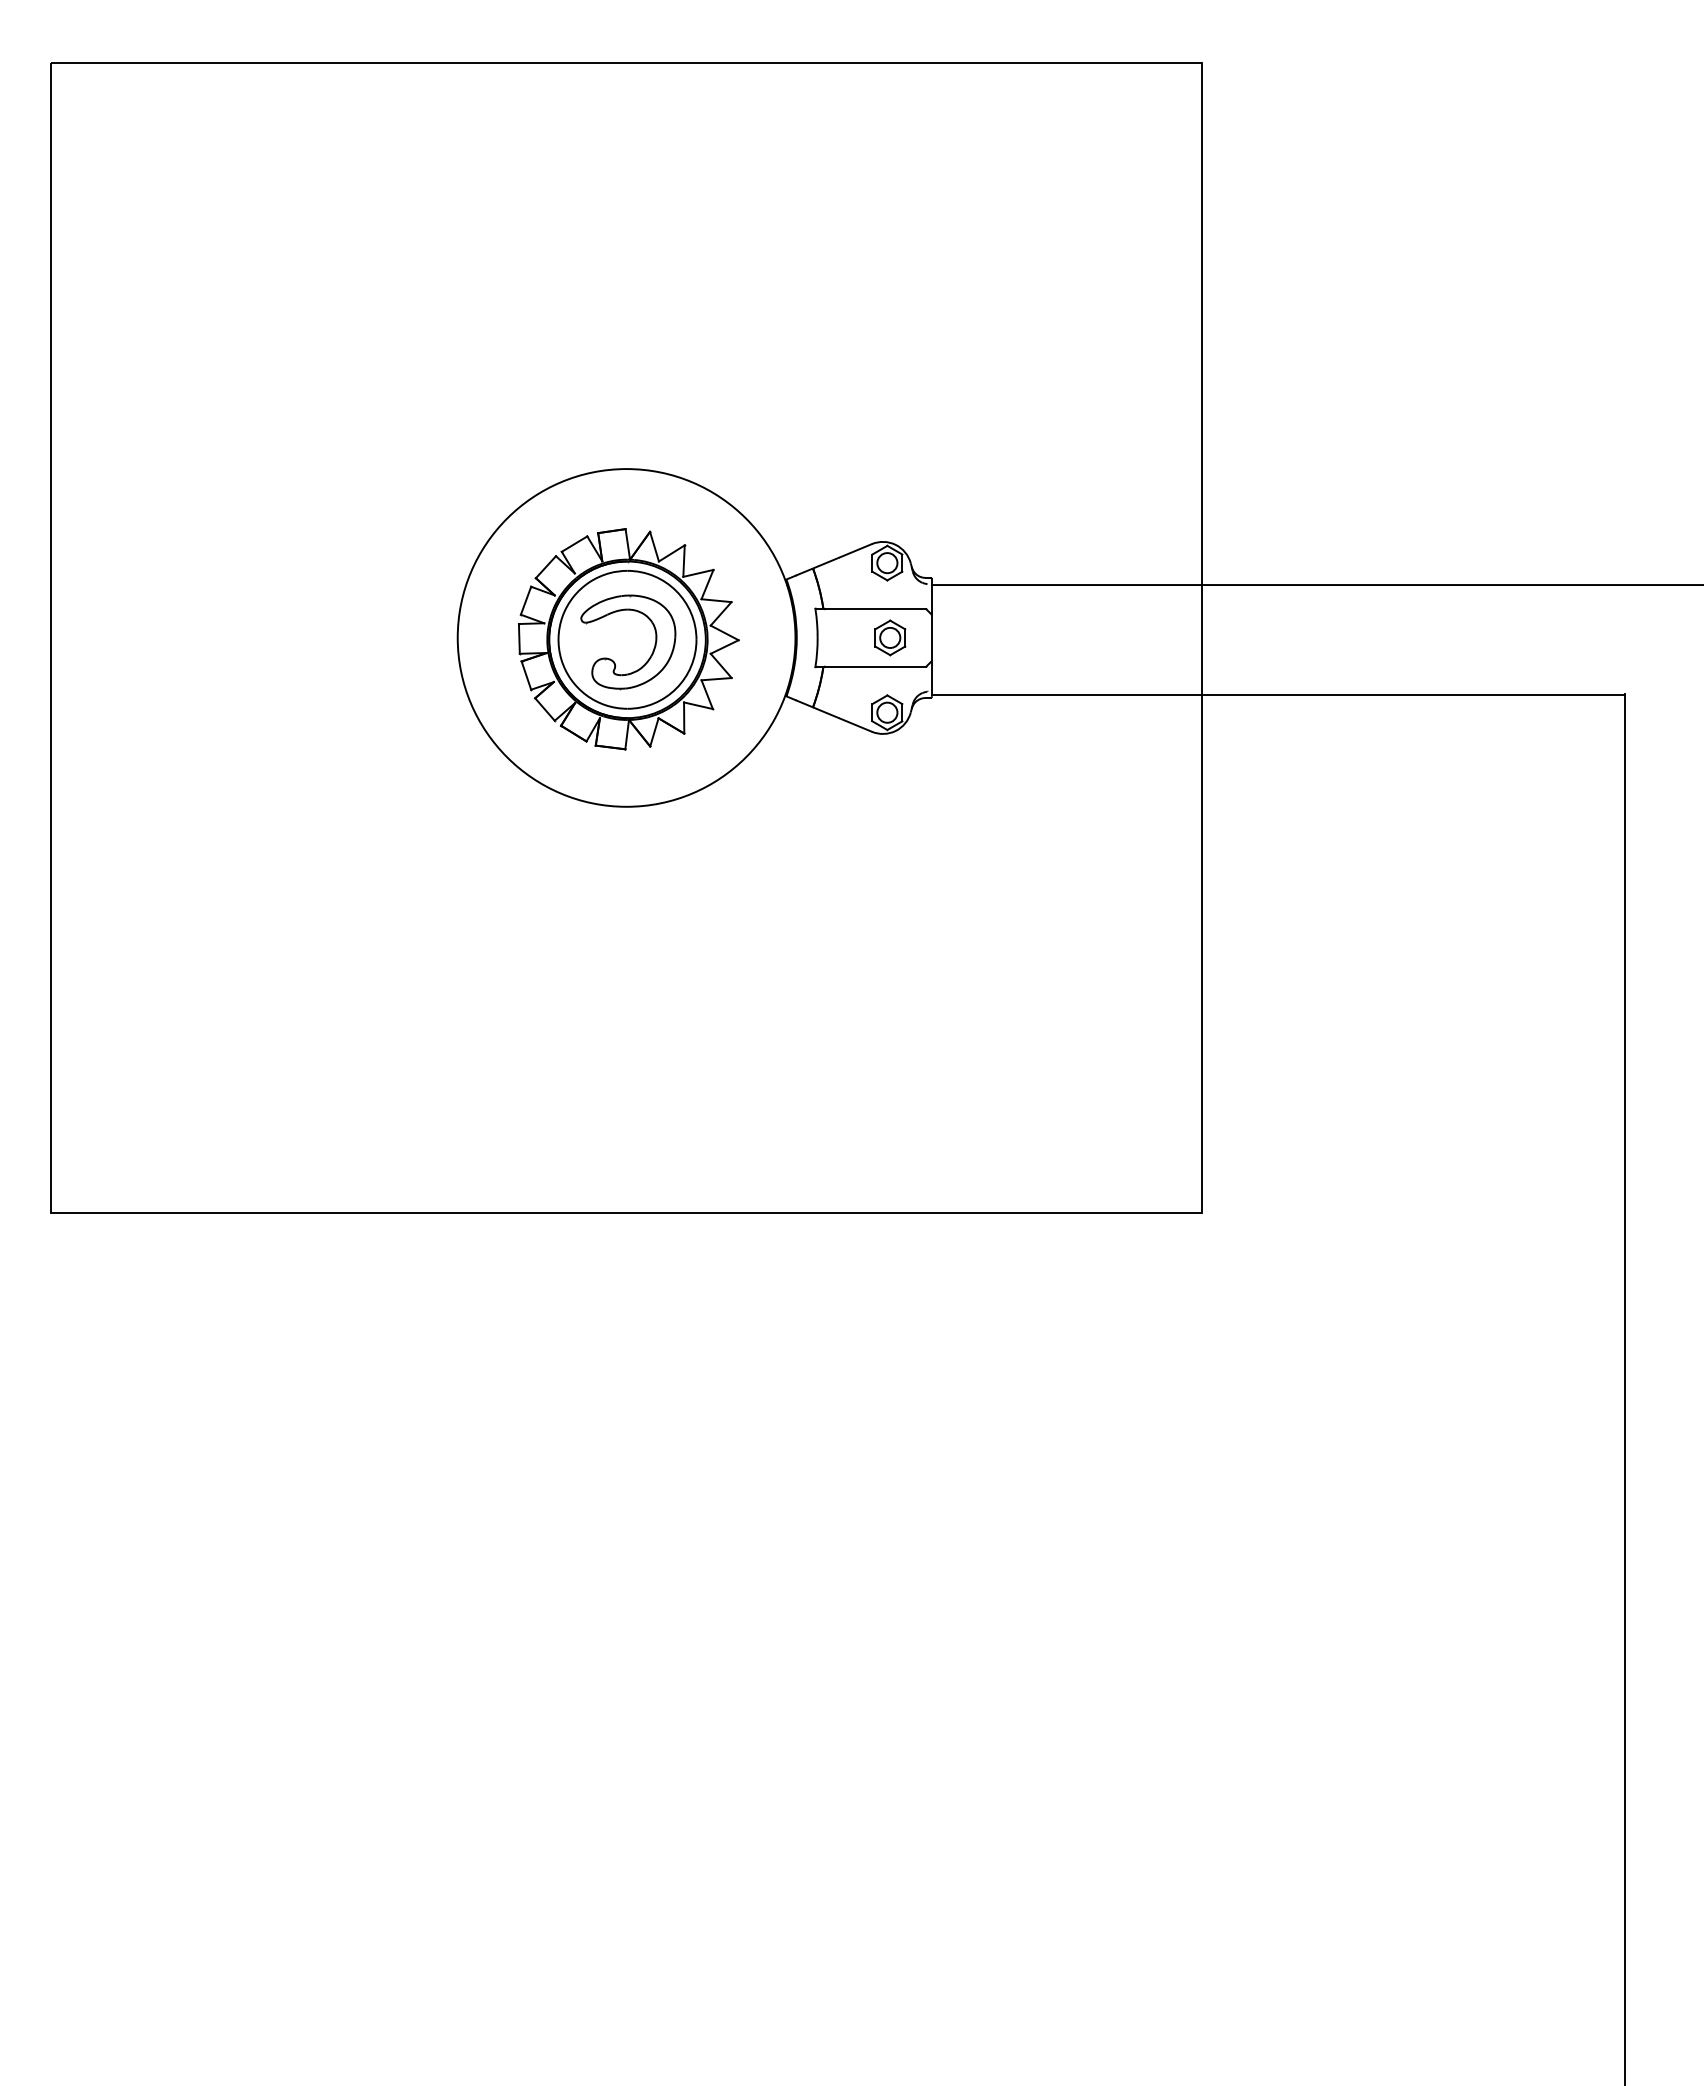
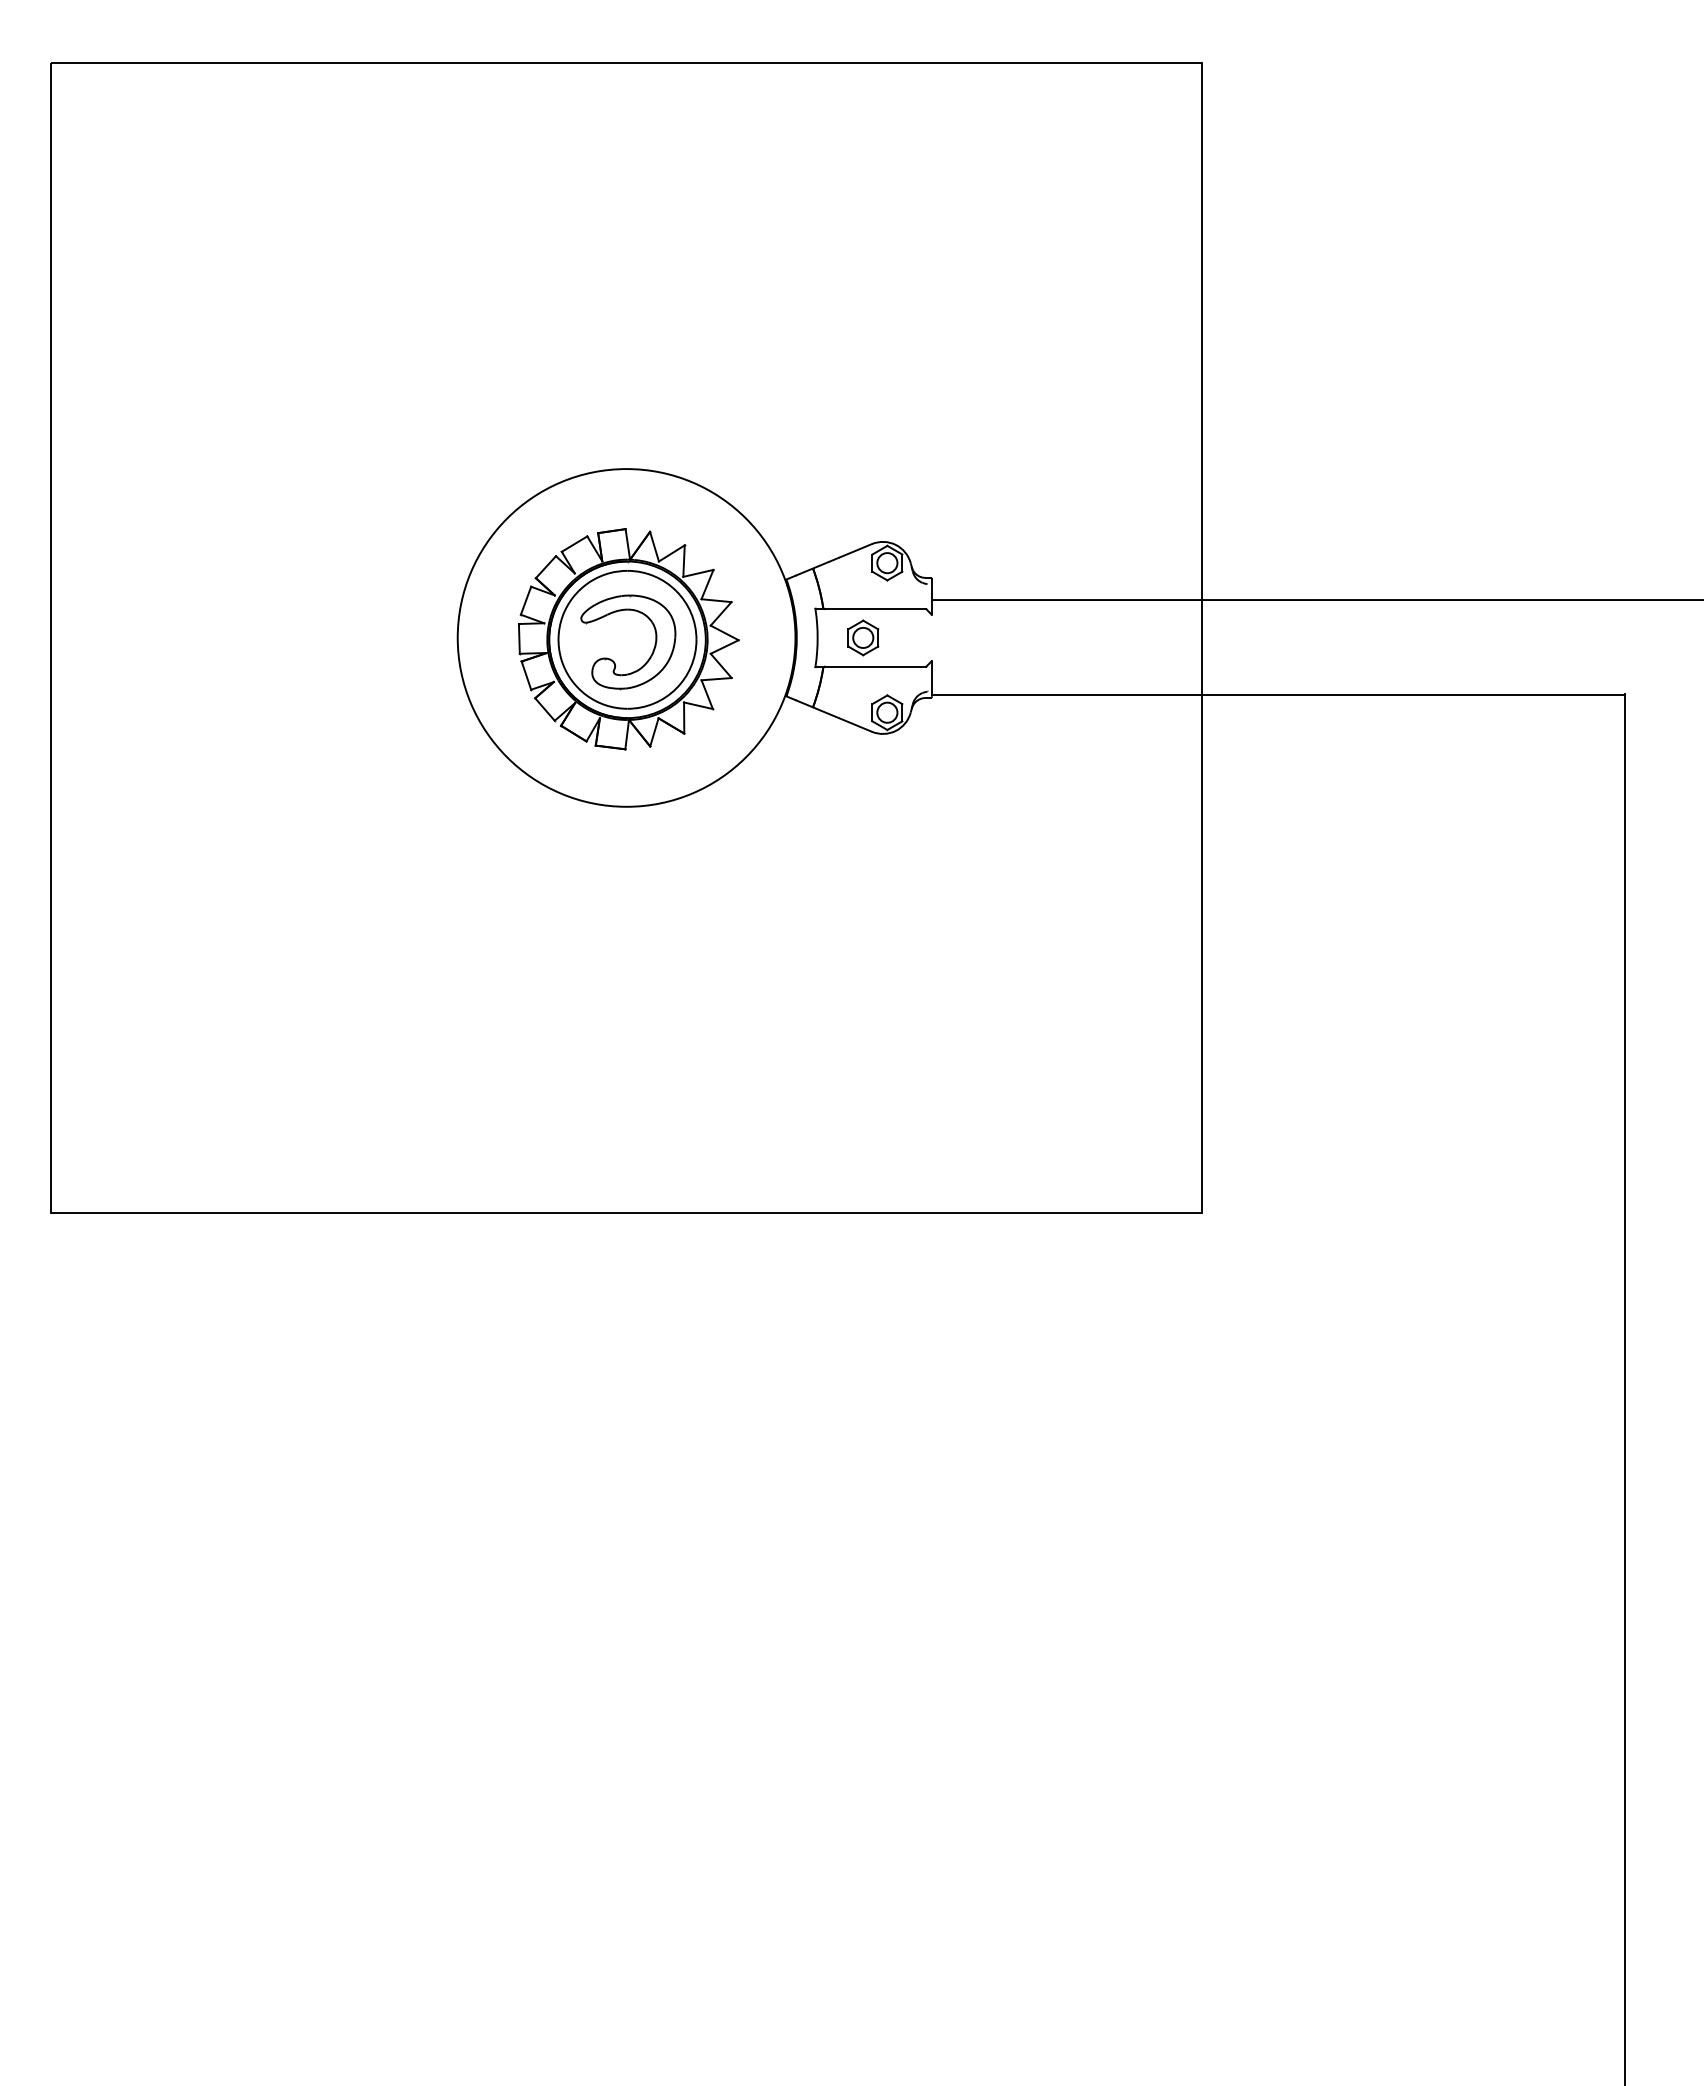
line position: (1315, 585) -> (1315, 600) (1315, 600)
part position: (890, 637) -> (863, 637) (863, 637)
line: present -> none (931, 637)
